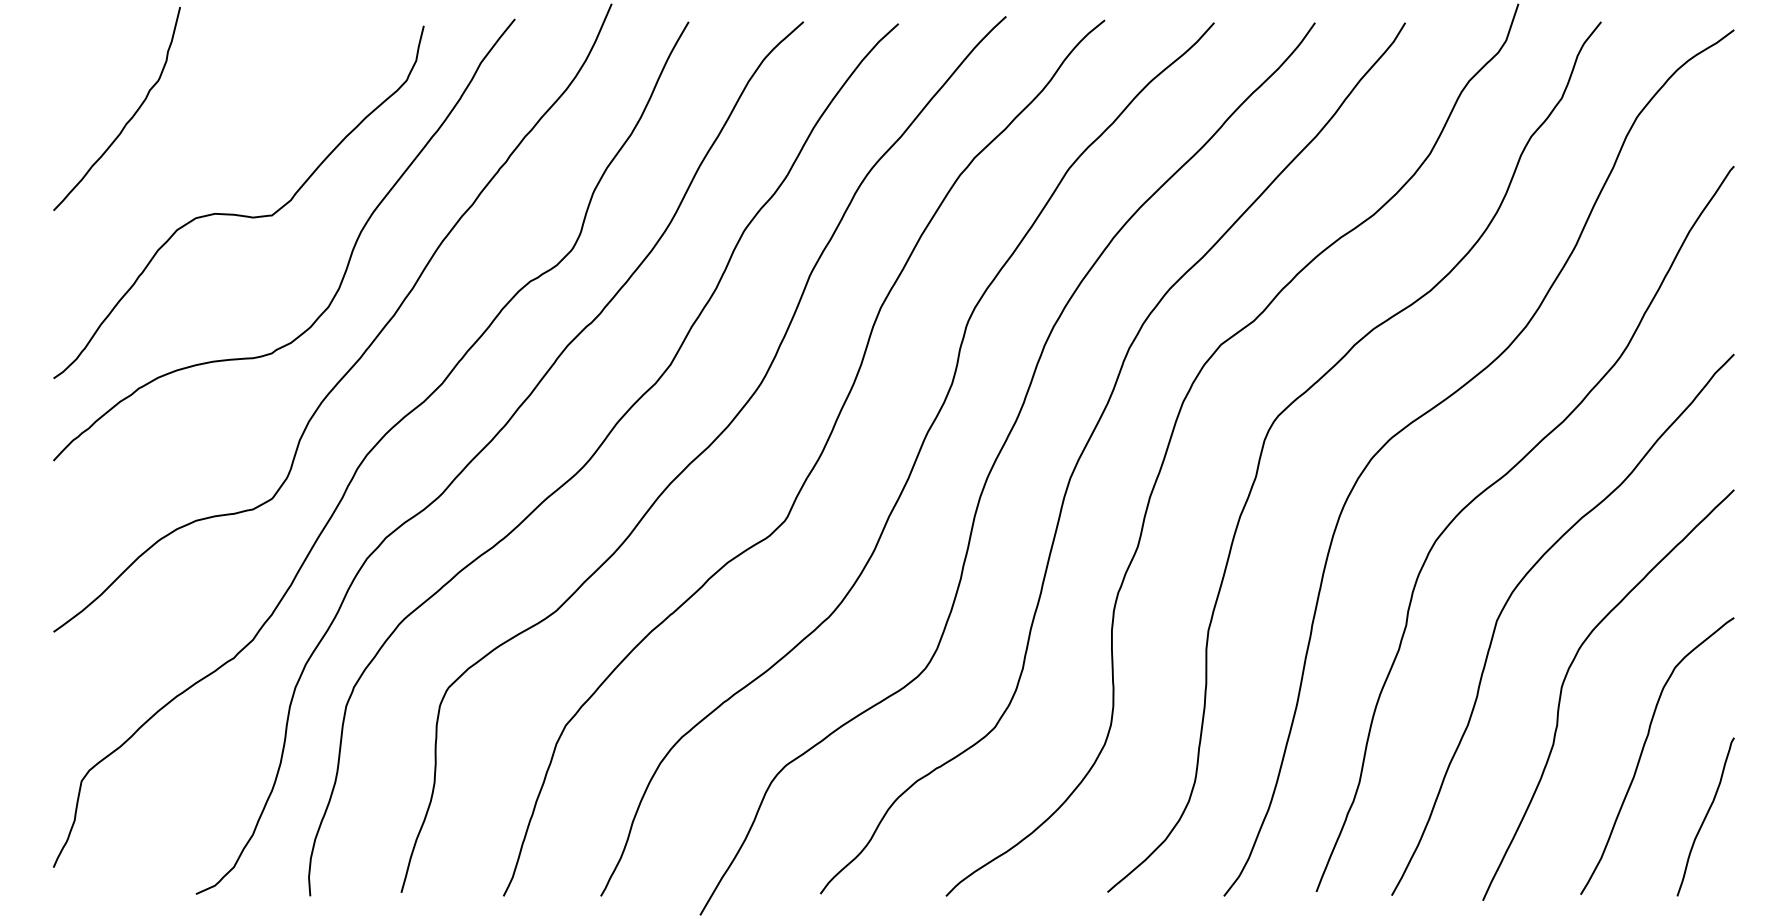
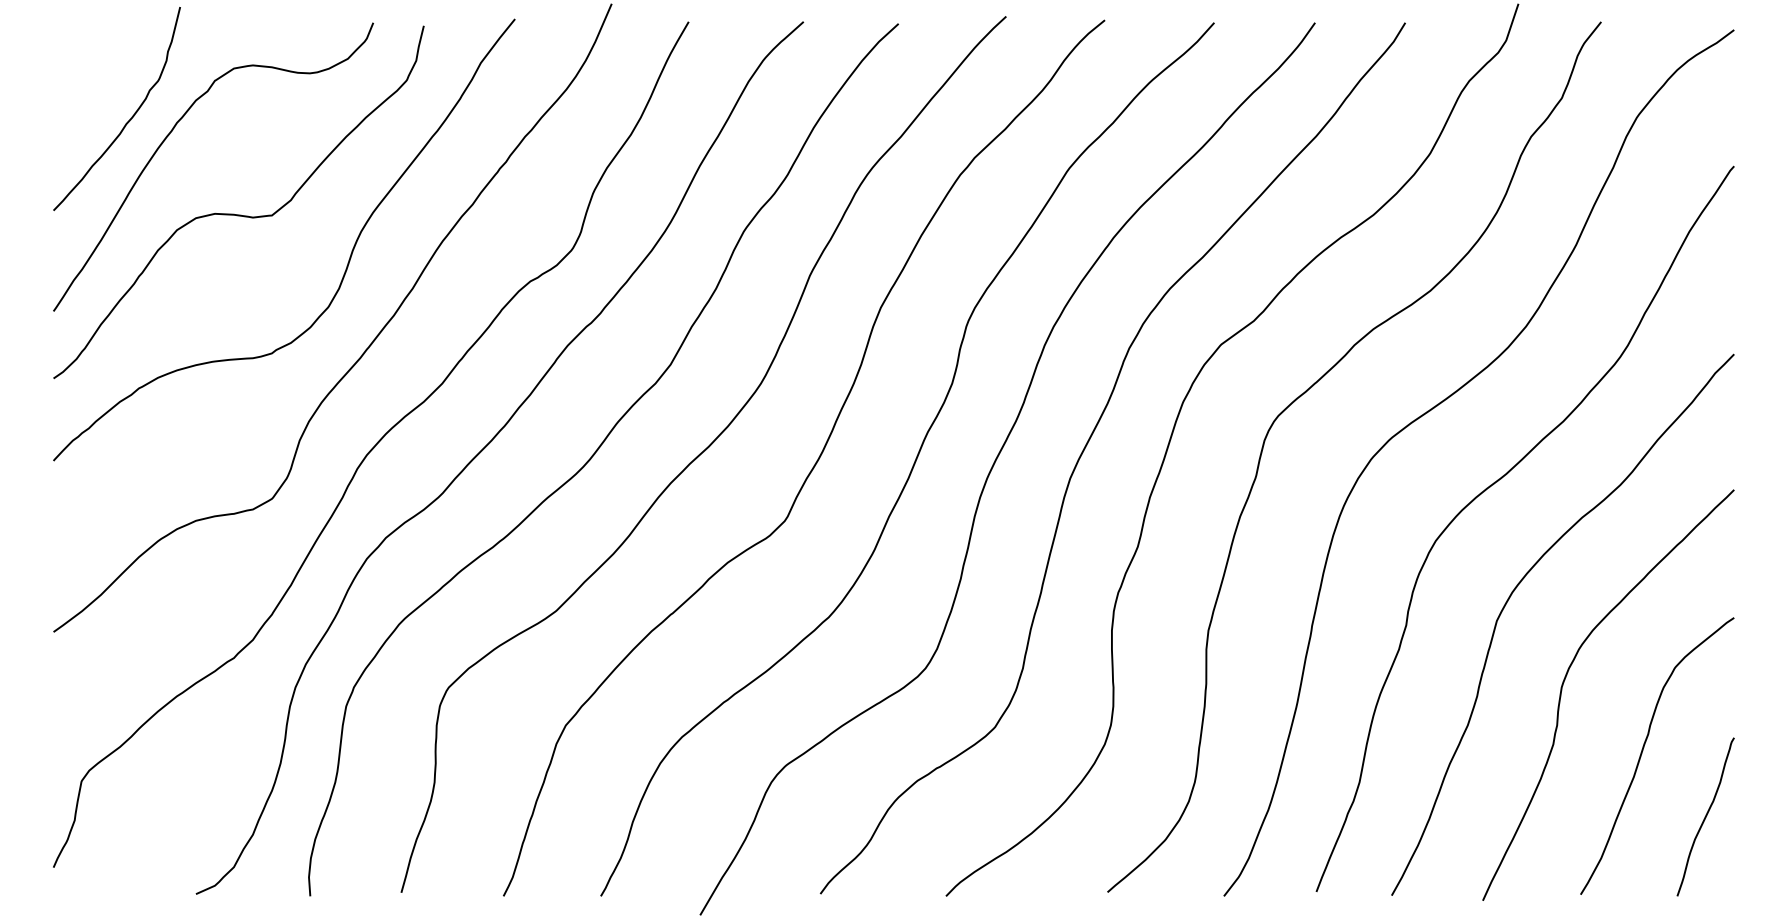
curve: none -> present (170, 134)
